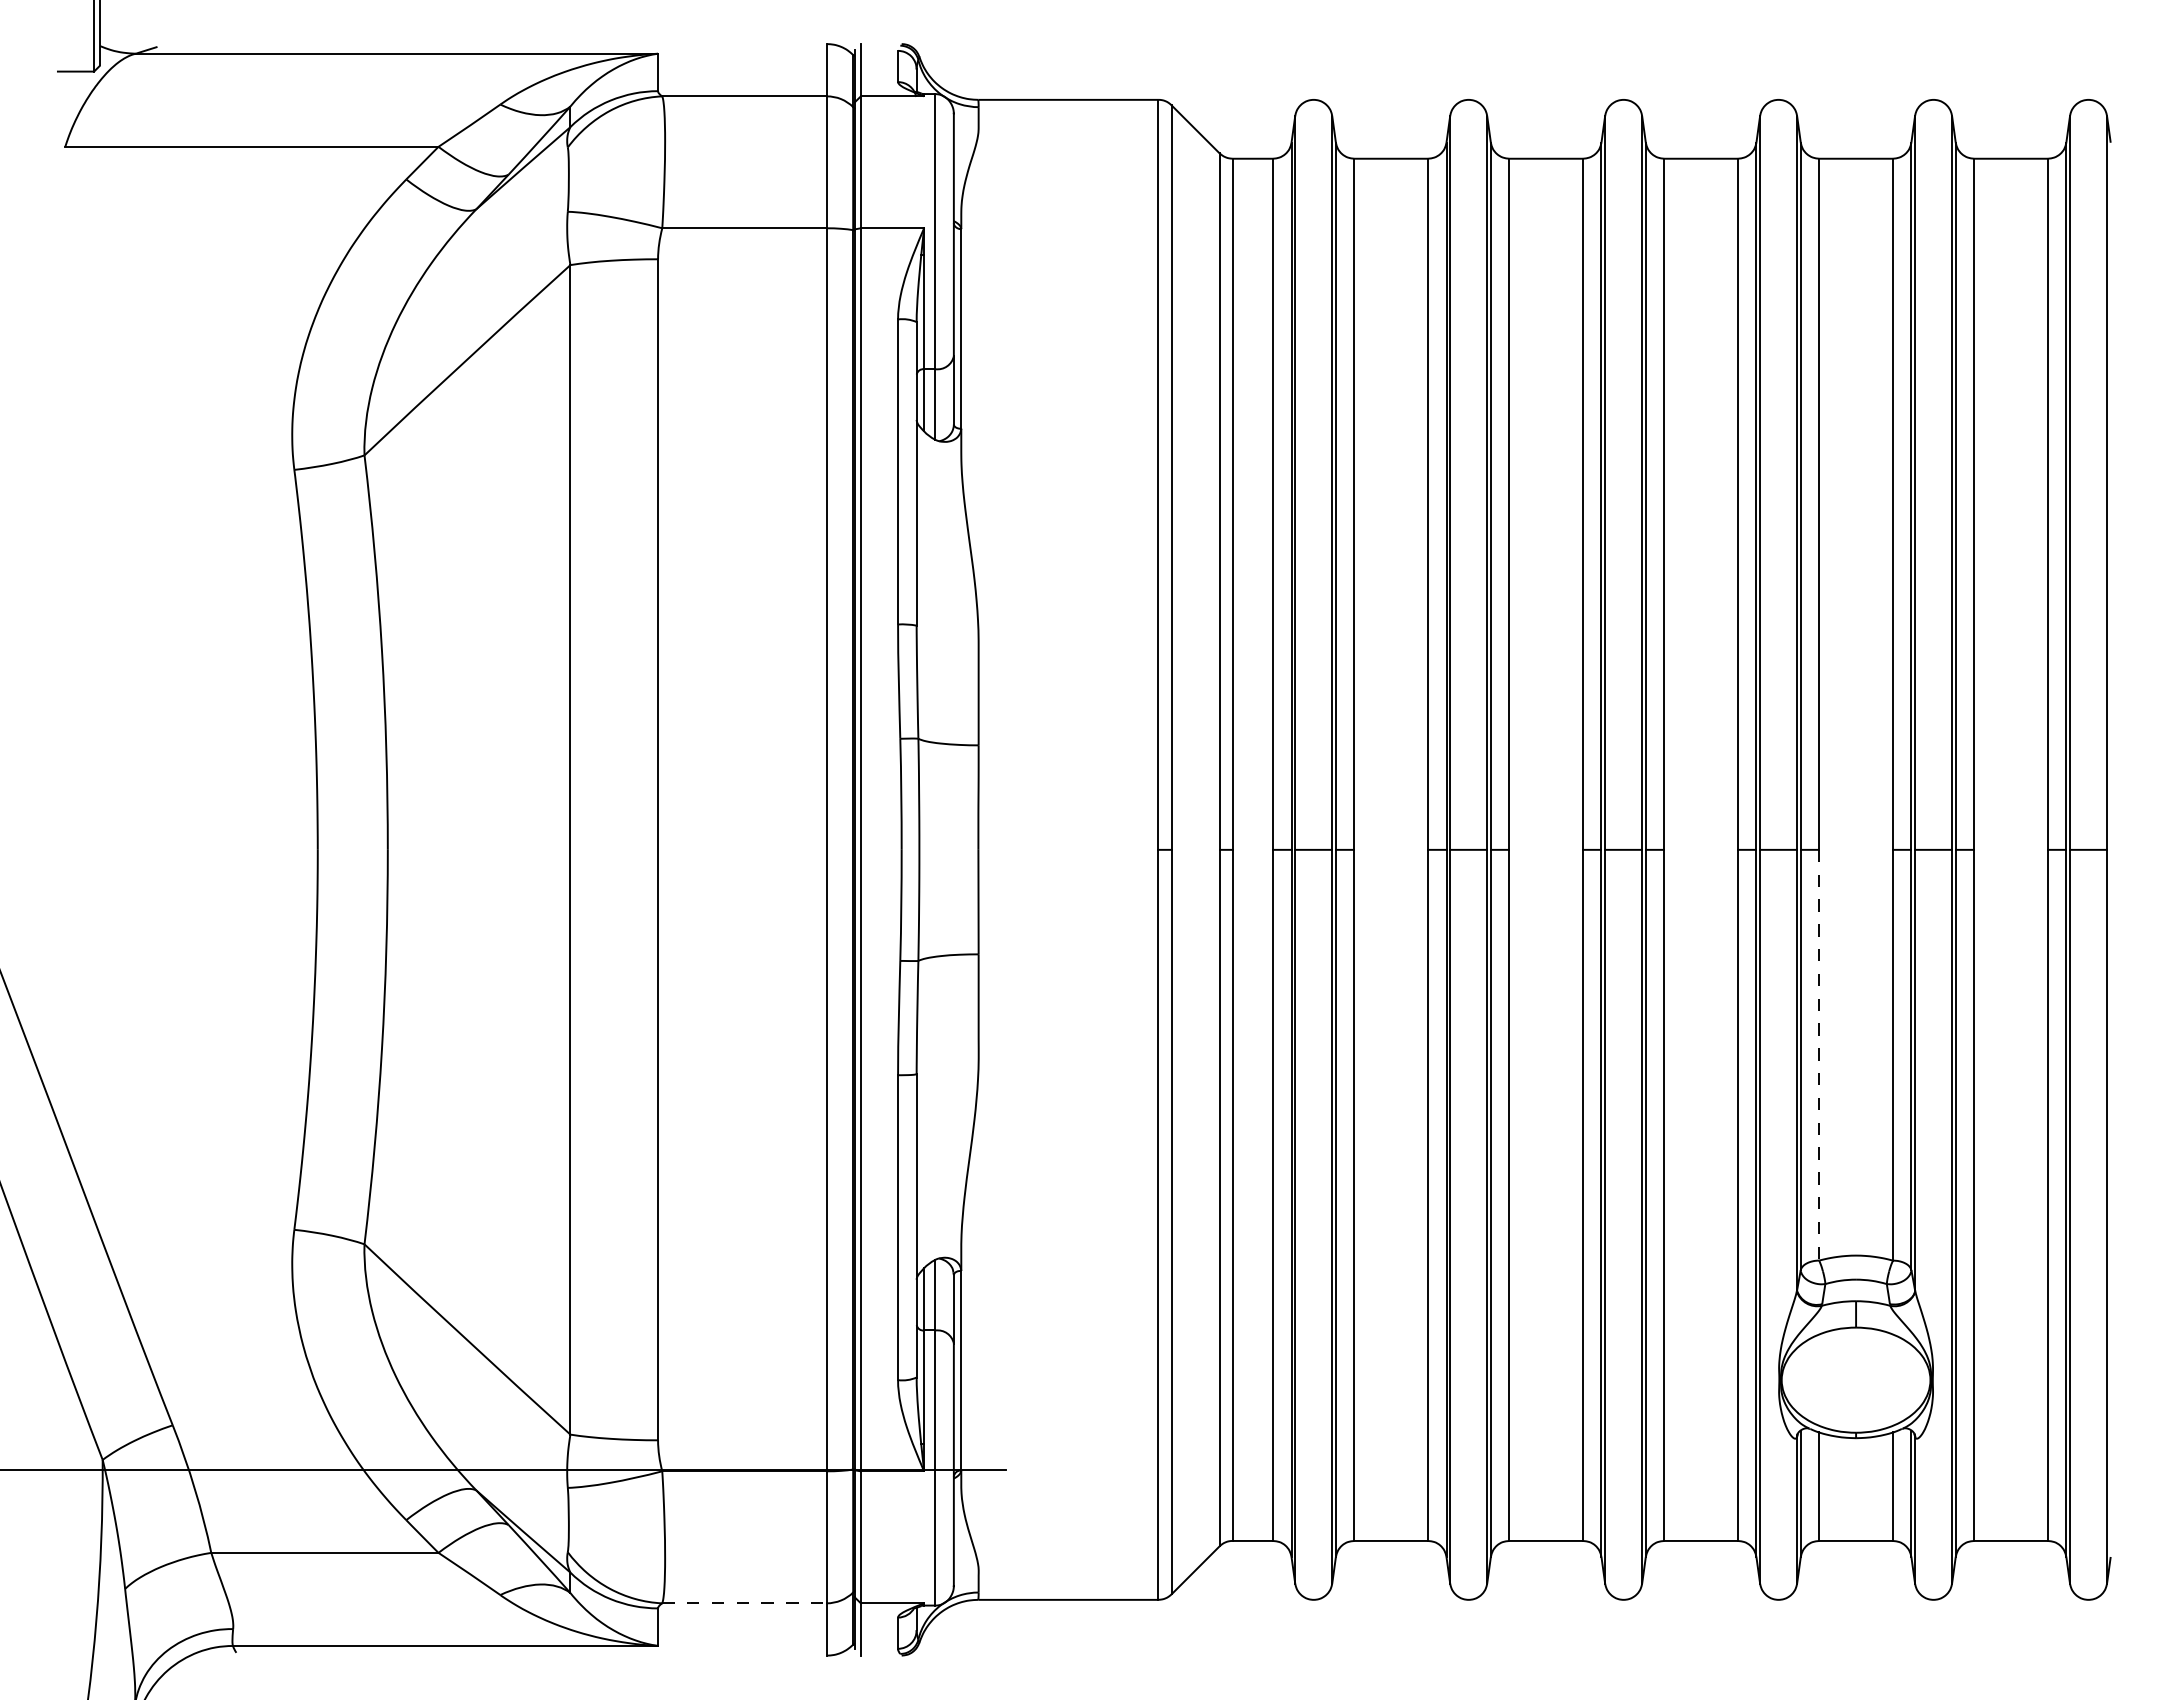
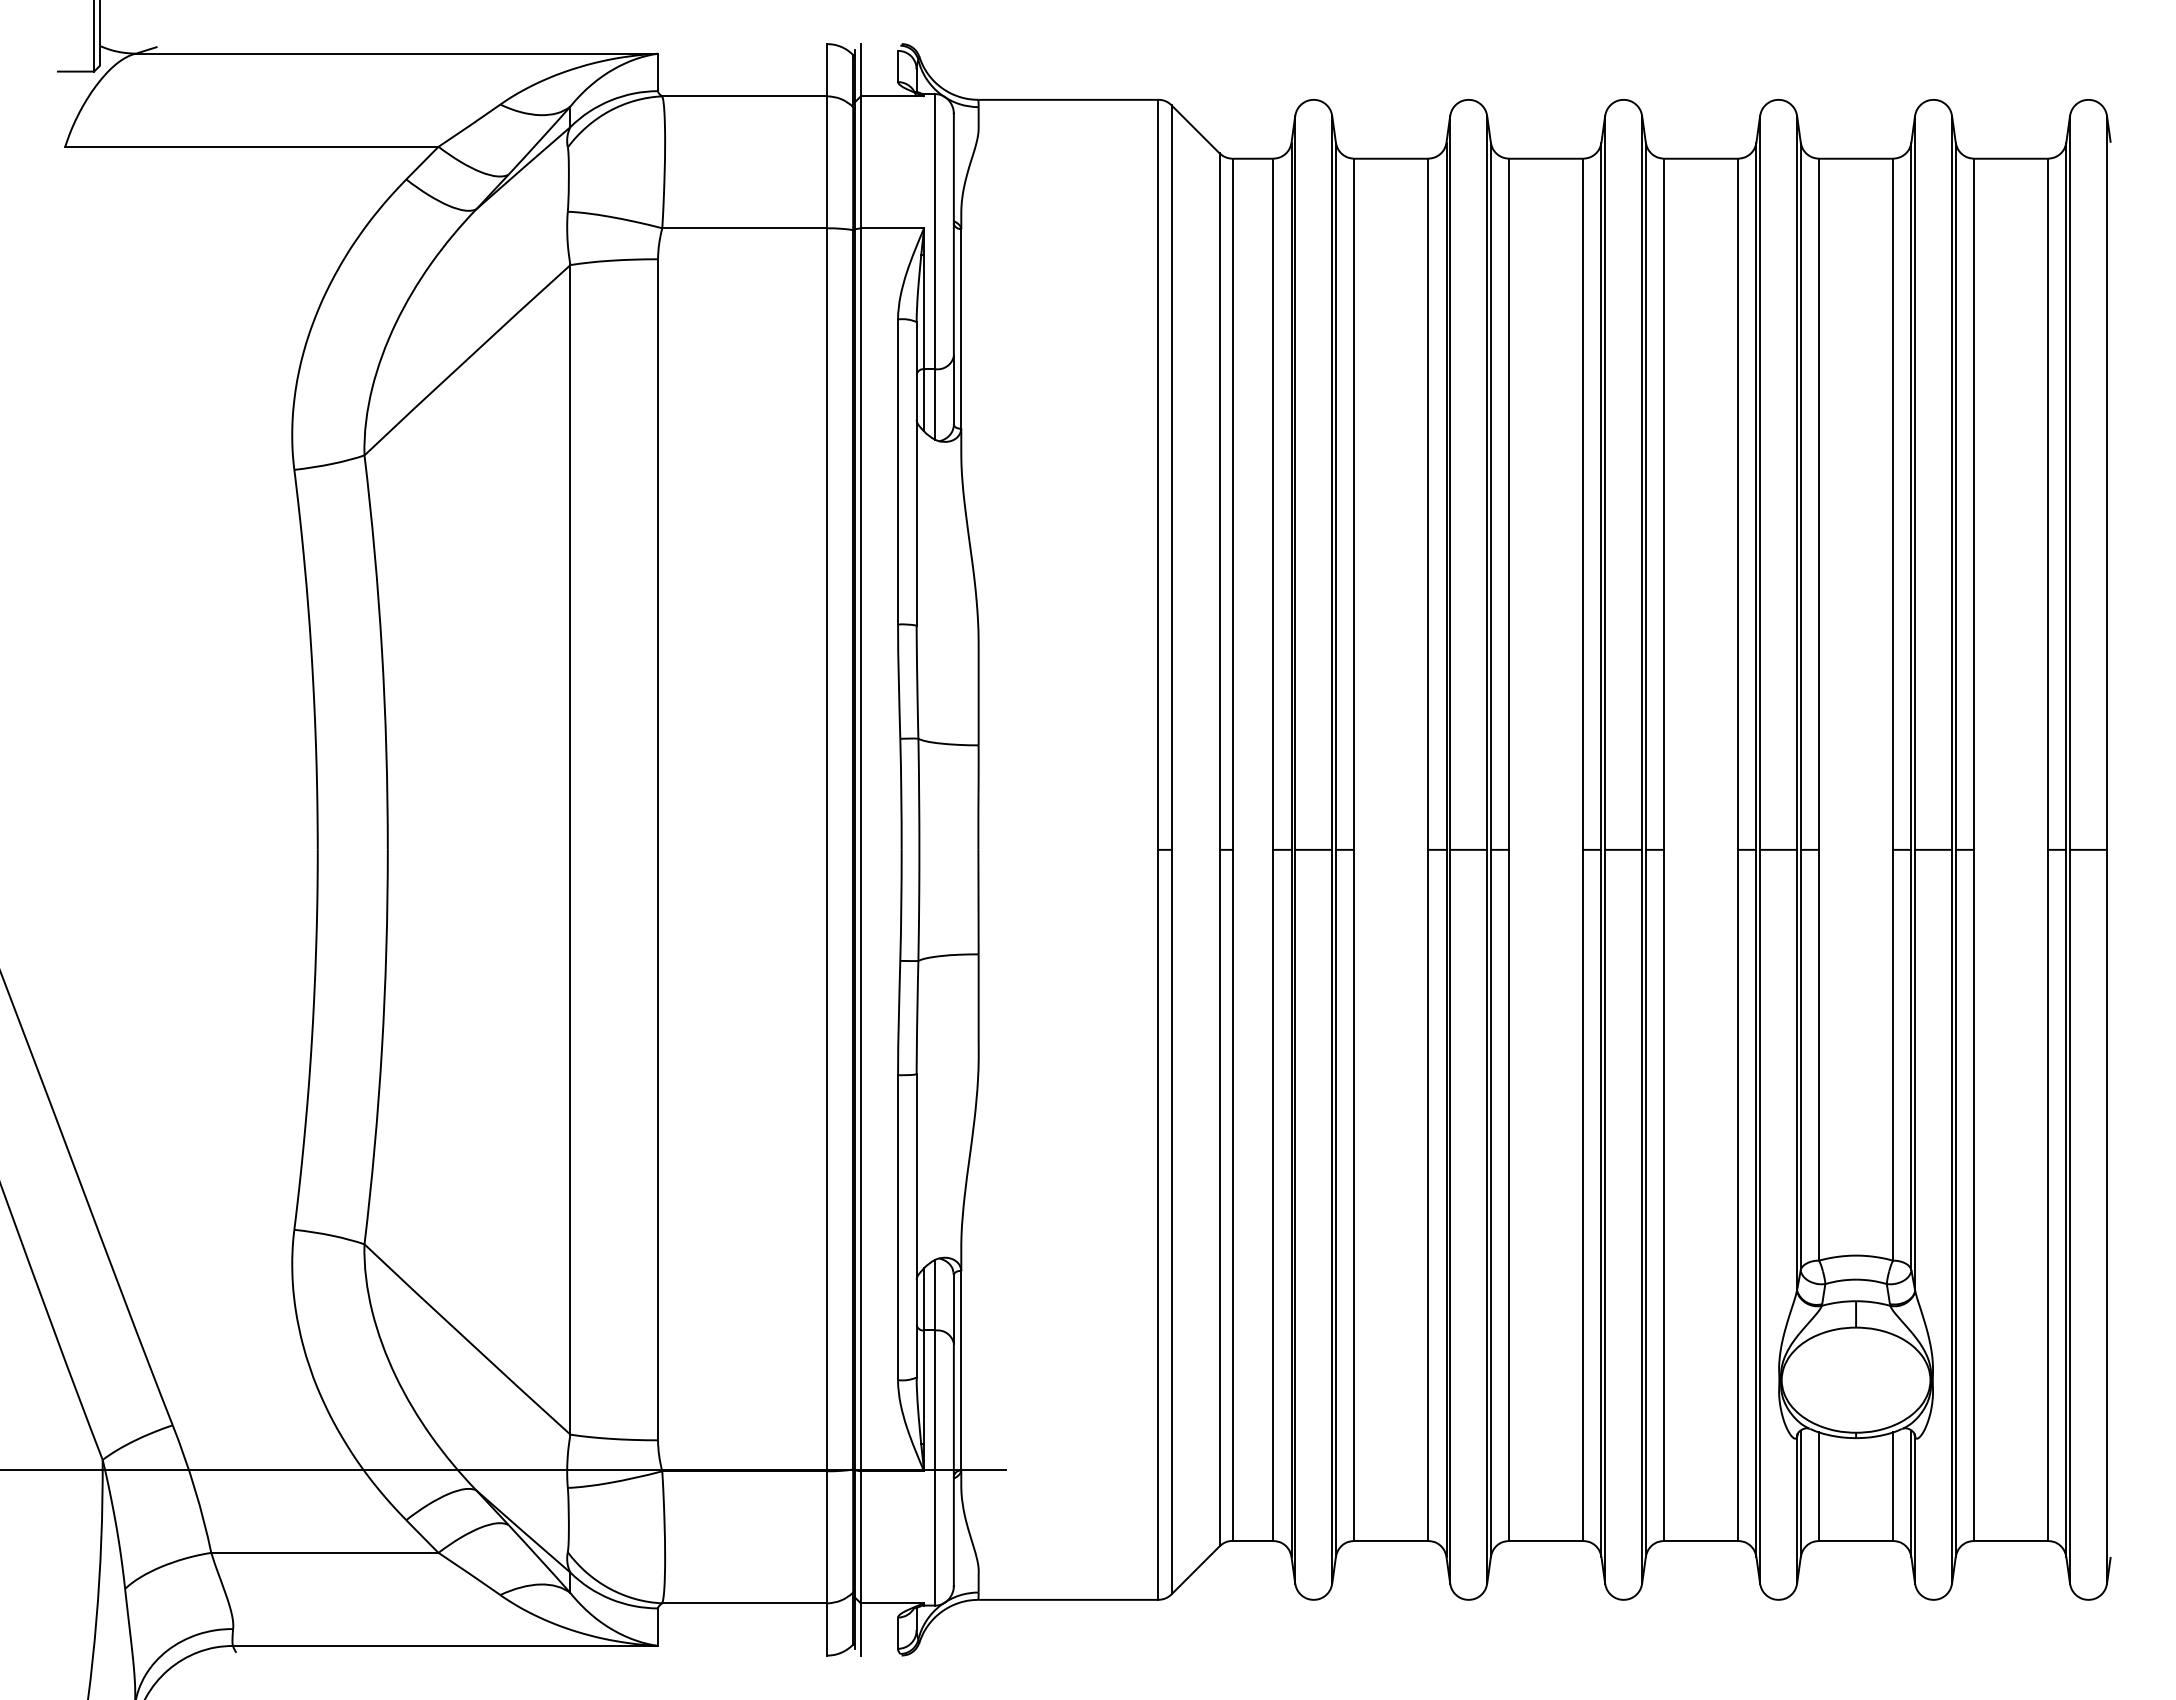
line: dashed -> solid (1819, 1055)
line: dashed -> solid (745, 1603)
